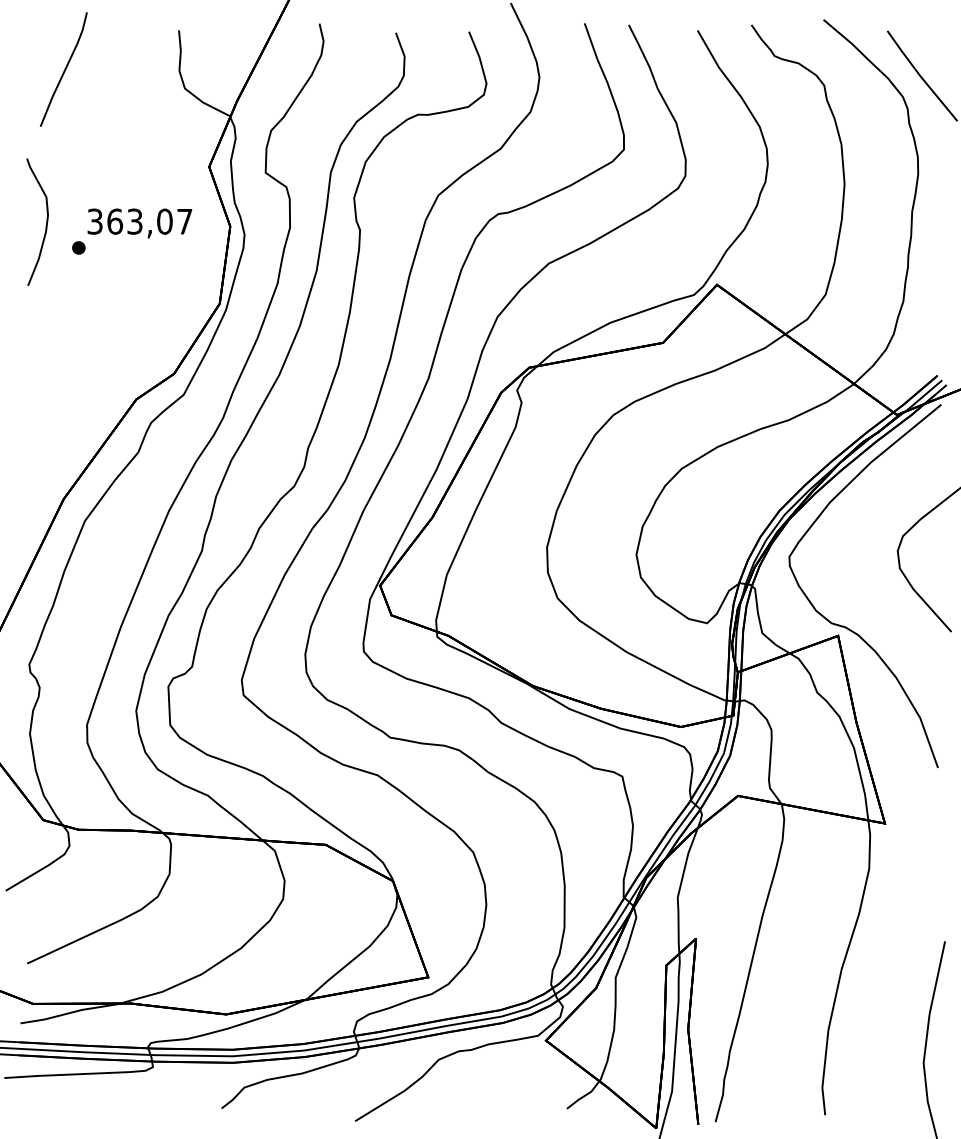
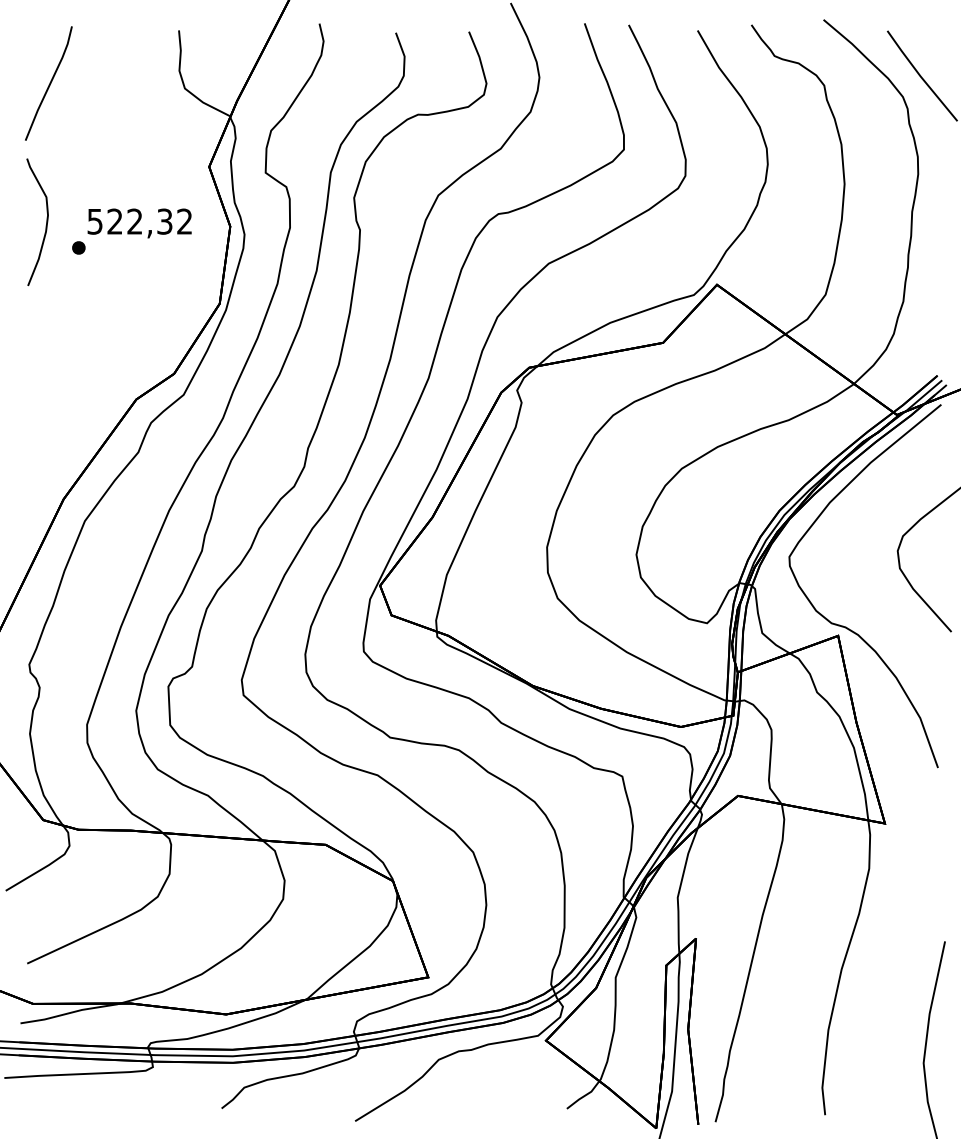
curve position: (64, 69) -> (49, 83) (49, 83)
text: 363,07 -> 522,32 (140, 221)
